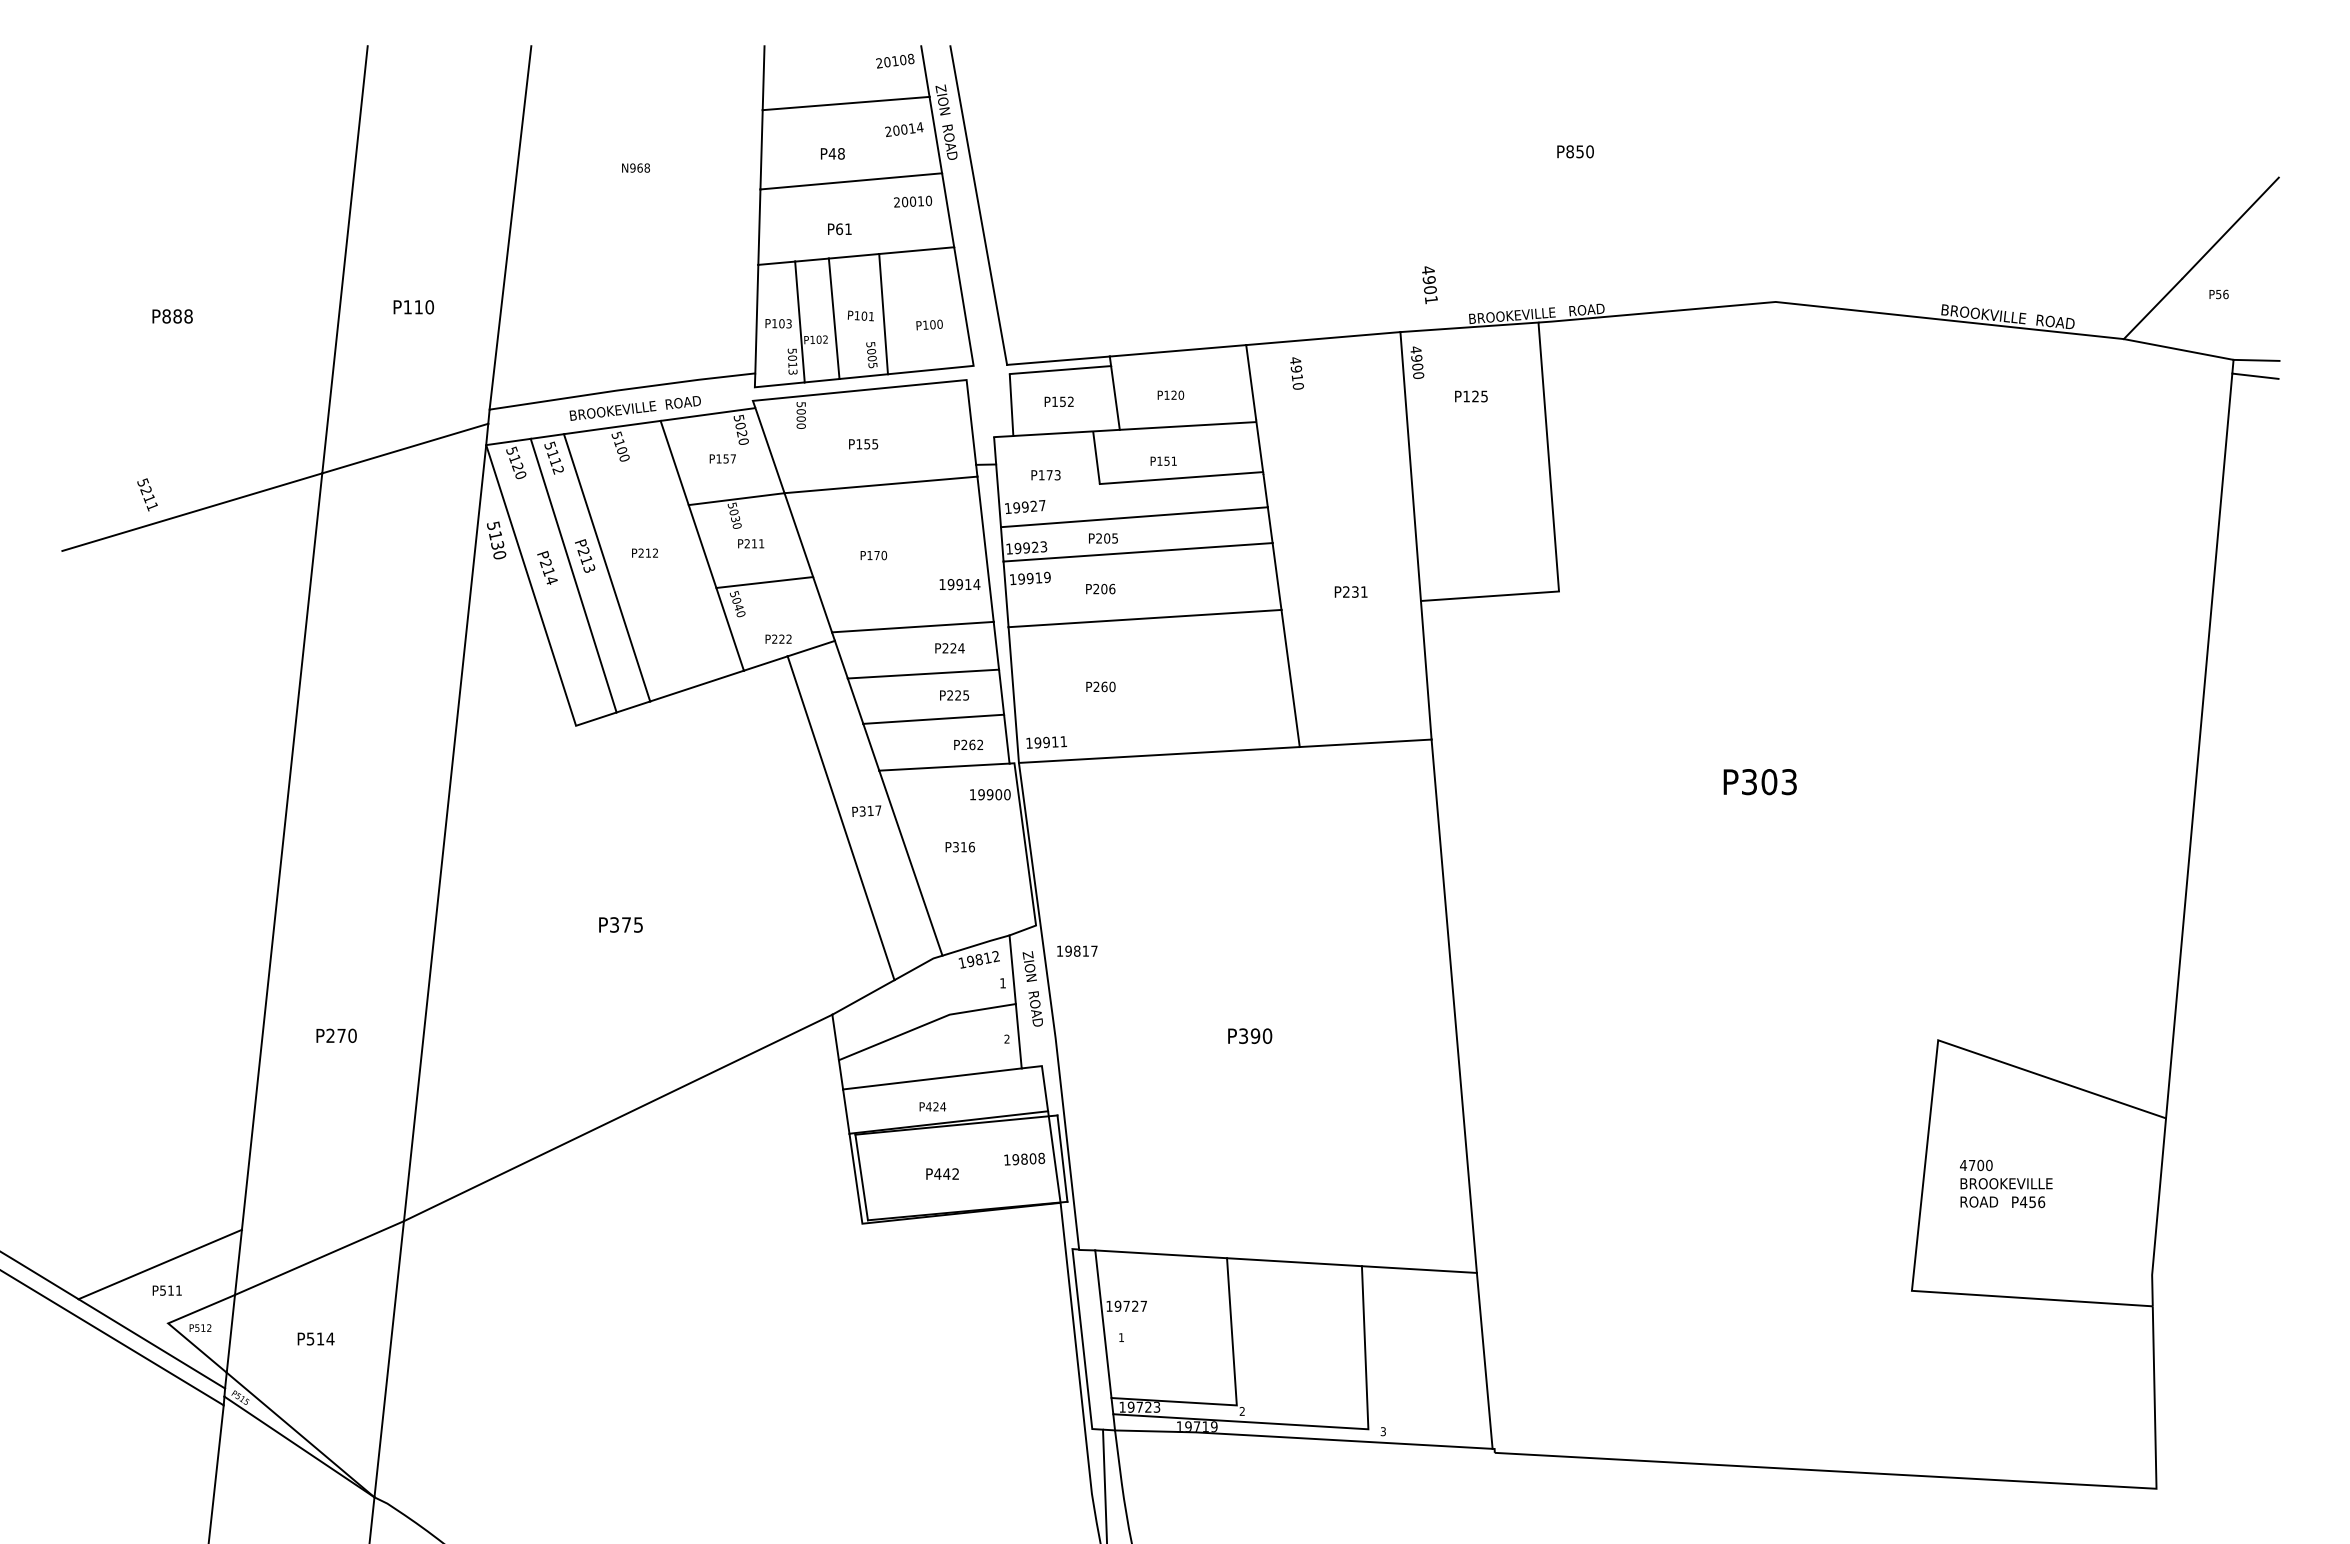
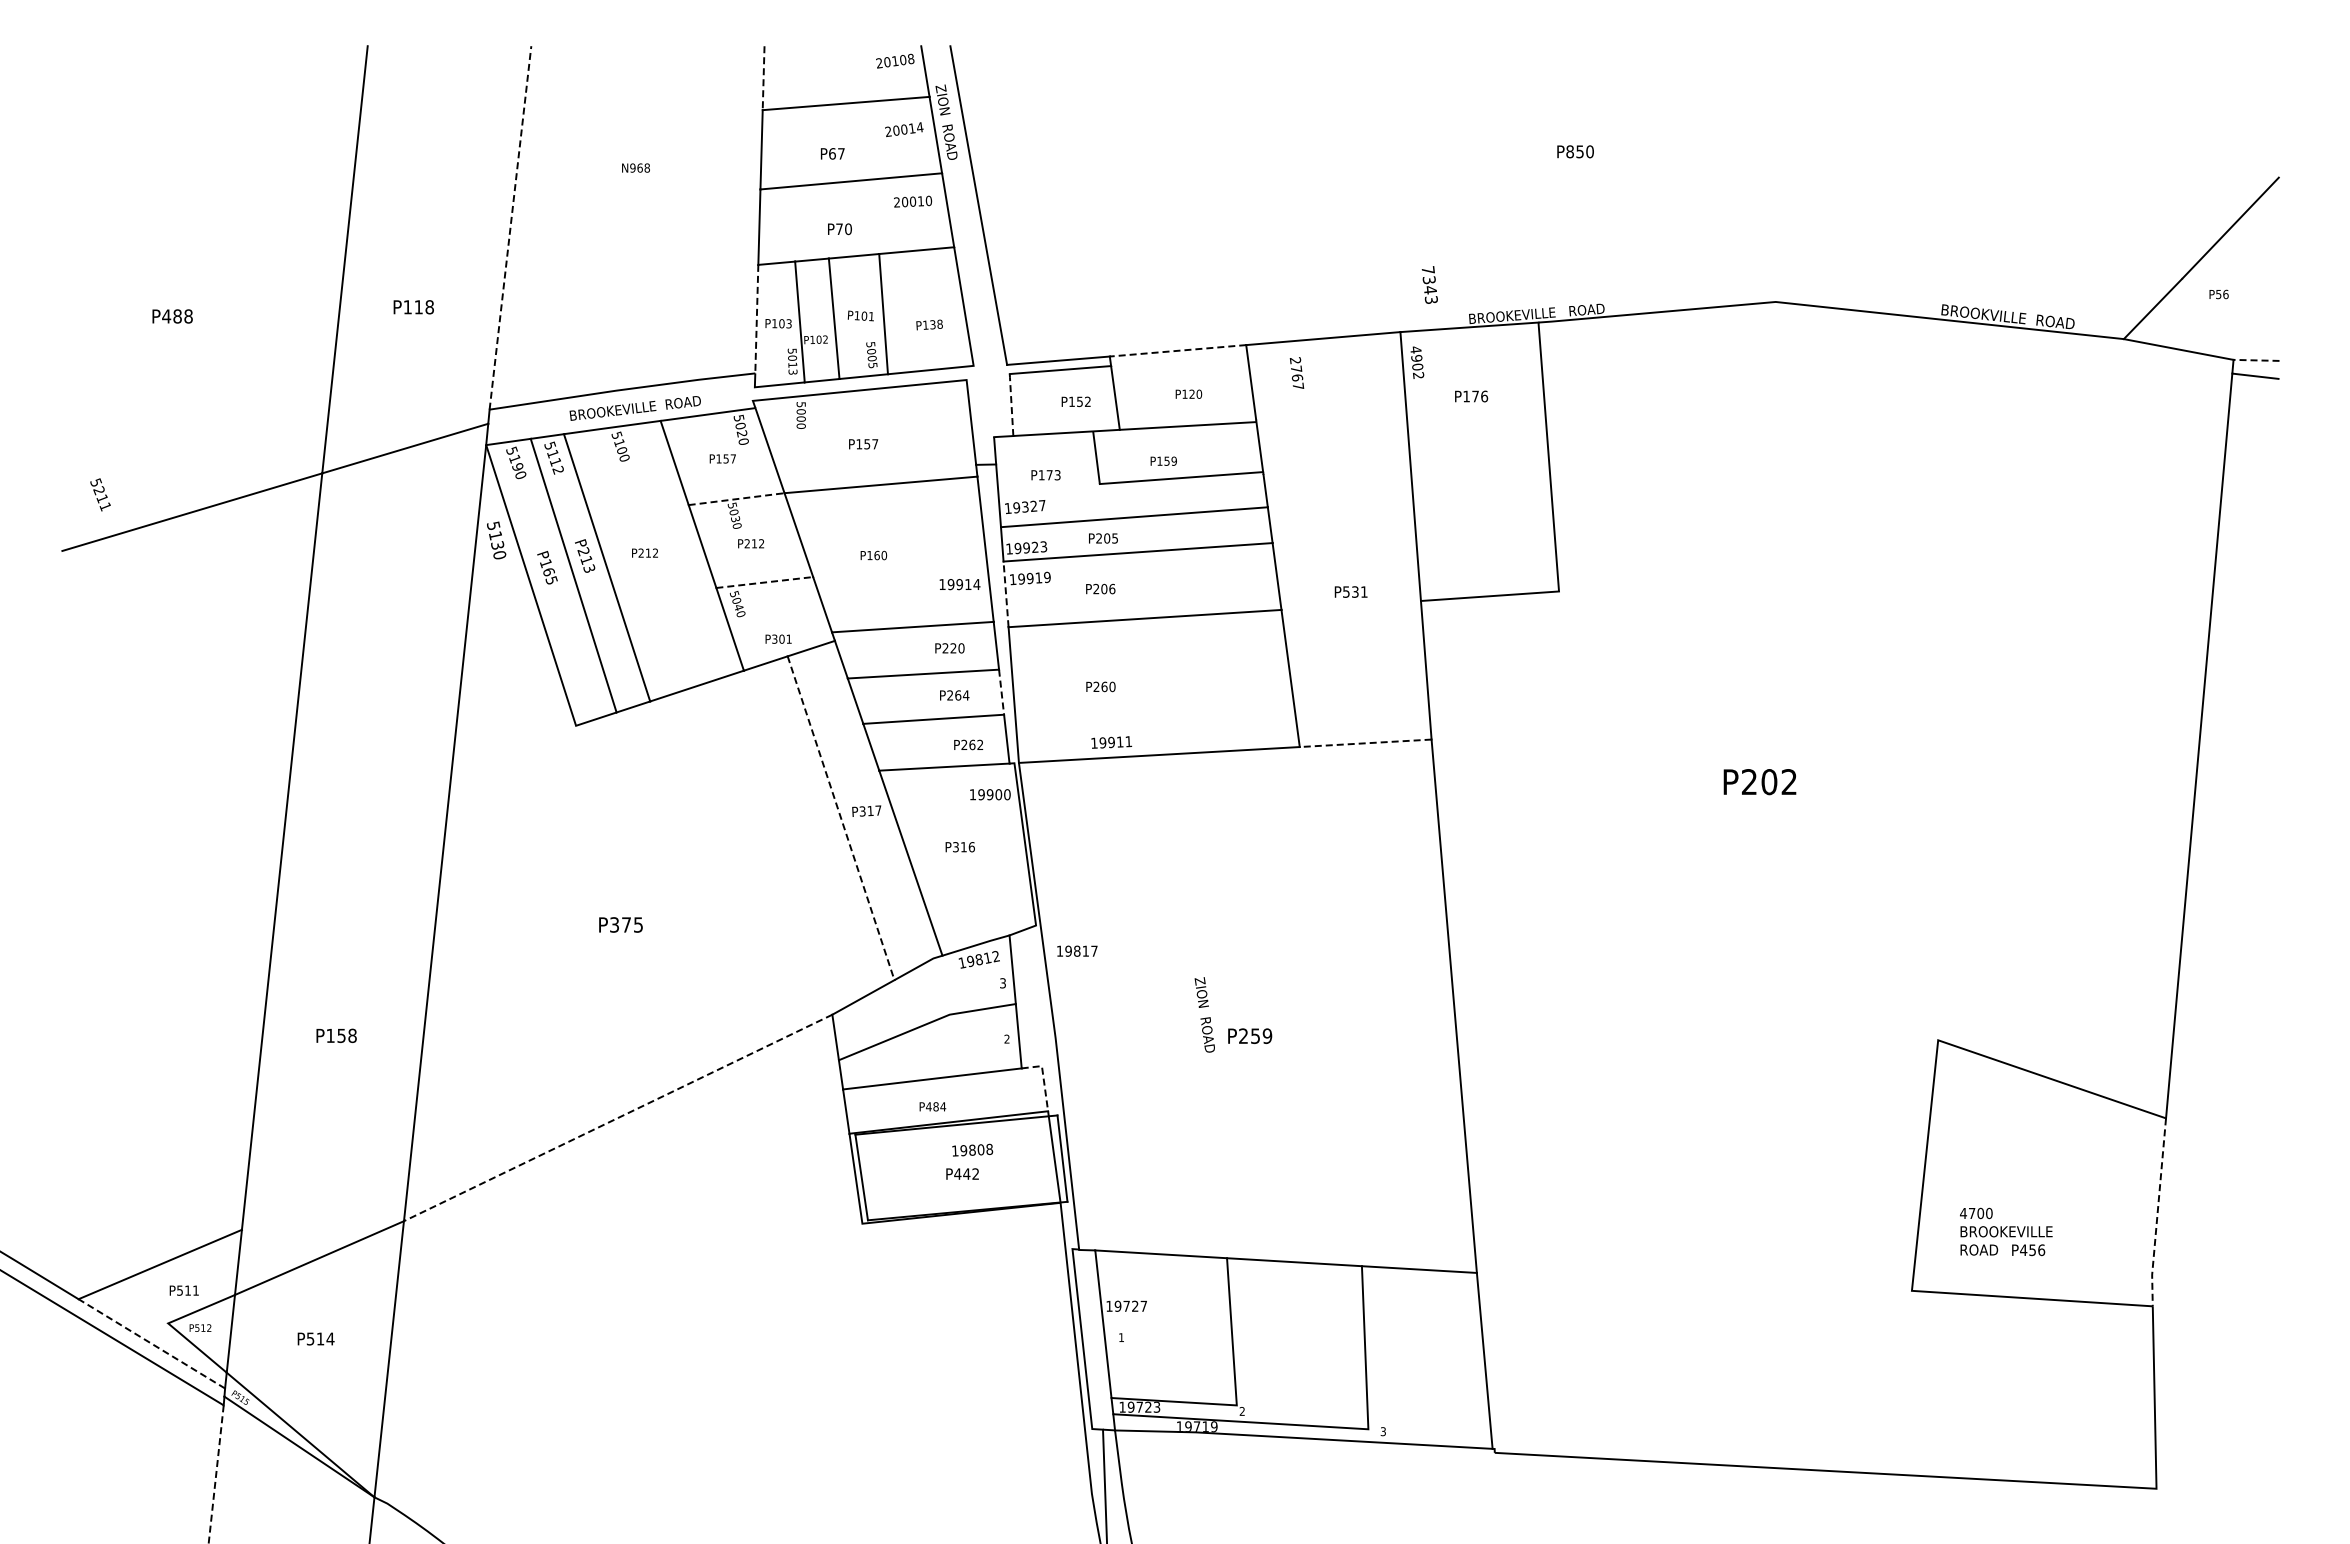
line: solid -> dashed (763, 78)
text: P48 -> P67 (836, 153)
line: solid -> dashed (510, 227)
text: P61 -> P70 (843, 229)
text: 4901 -> 7343 (1429, 285)
text: P110 -> P118 (429, 307)
text: P888 -> P488 (166, 316)
line: solid -> dashed (756, 319)
text: P100 -> P138 (936, 324)
line: solid -> dashed (1177, 350)
line: solid -> dashed (2256, 360)
text: 4910 -> 2767 (1296, 373)
text: 4900 -> 4902 (1418, 375)
text position: (1170, 394) -> (1188, 393) (1188, 393)
text: P125 -> P176 (1480, 396)
text position: (1058, 401) -> (1075, 401) (1075, 401)
line: solid -> dashed (1011, 404)
text: P155 -> P157 (875, 444)
text: P151 -> P159 (1173, 460)
text: 5120 -> 5190 (516, 466)
text position: (147, 494) -> (100, 494) (100, 494)
line: solid -> dashed (736, 499)
text: 19927 -> 19327 (1024, 506)
text: P211 -> P212 (761, 543)
text: P170 -> P160 (876, 555)
text: P214 -> P165 (548, 571)
line: solid -> dashed (764, 582)
text: P231 -> P531 (1346, 591)
line: solid -> dashed (1006, 594)
text: P222 -> P301 (781, 638)
text: P224 -> P220 (961, 648)
line: solid -> dashed (1001, 692)
text: P225 -> P264 (962, 695)
text position: (1046, 742) -> (1111, 742) (1111, 742)
line: solid -> dashed (1365, 743)
text: P303 -> P202 (1769, 782)
line: solid -> dashed (841, 818)
text: 1 -> 3 (1002, 983)
text position: (1032, 988) -> (1204, 1014) (1204, 1014)
text: P270 -> P158 (341, 1035)
text: P390 -> P259 (1255, 1036)
line: solid -> dashed (1043, 1077)
text: P424 -> P484 (935, 1106)
line: solid -> dashed (618, 1117)
text position: (1024, 1158) -> (972, 1149) (972, 1149)
text position: (942, 1173) -> (962, 1173) (962, 1173)
text position: (2006, 1183) -> (2006, 1231) (2006, 1231)
line: solid -> dashed (2157, 1213)
text position: (166, 1290) -> (183, 1290) (183, 1290)
line: solid -> dashed (151, 1343)
line: solid -> dashed (216, 1474)
